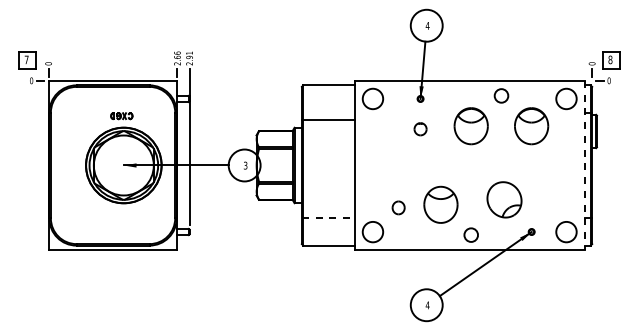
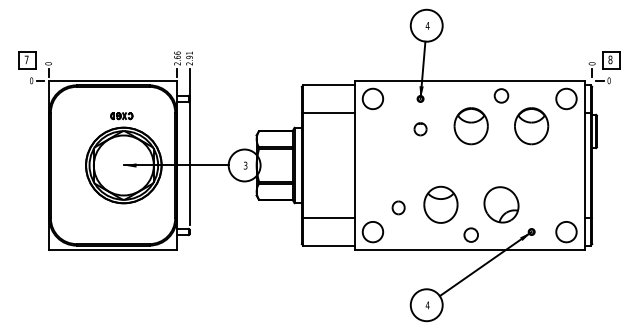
line position: (327, 119) -> (327, 112) (327, 112)
line: dashed -> solid (584, 165)
part position: (504, 199) -> (501, 204) (501, 204)
line: dashed -> solid (328, 218)
